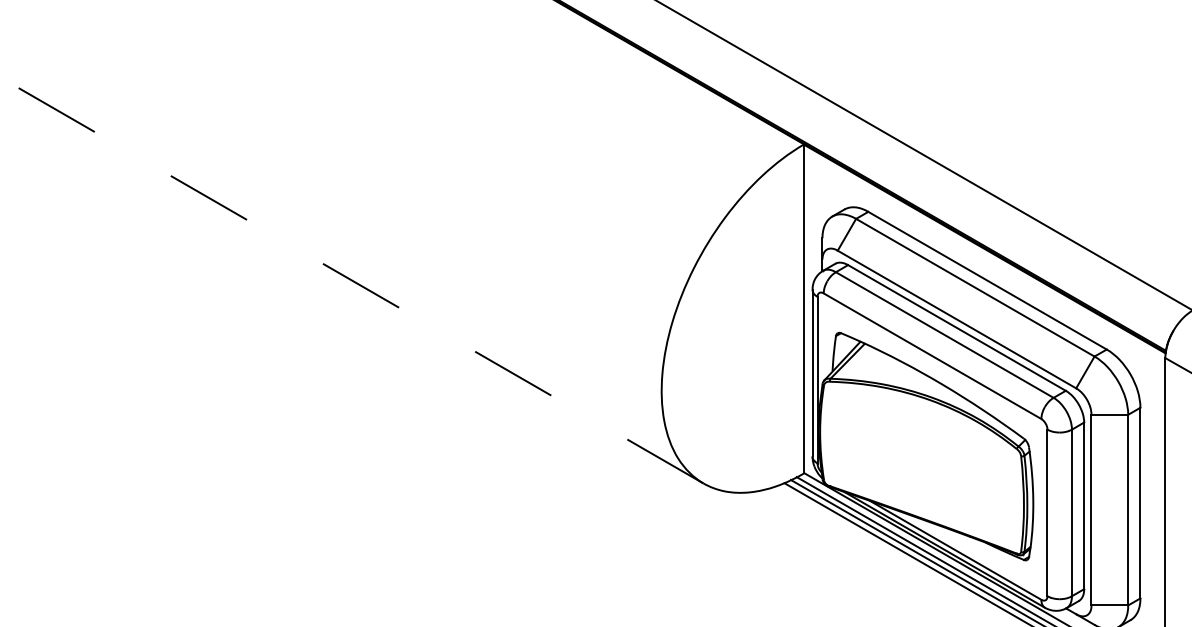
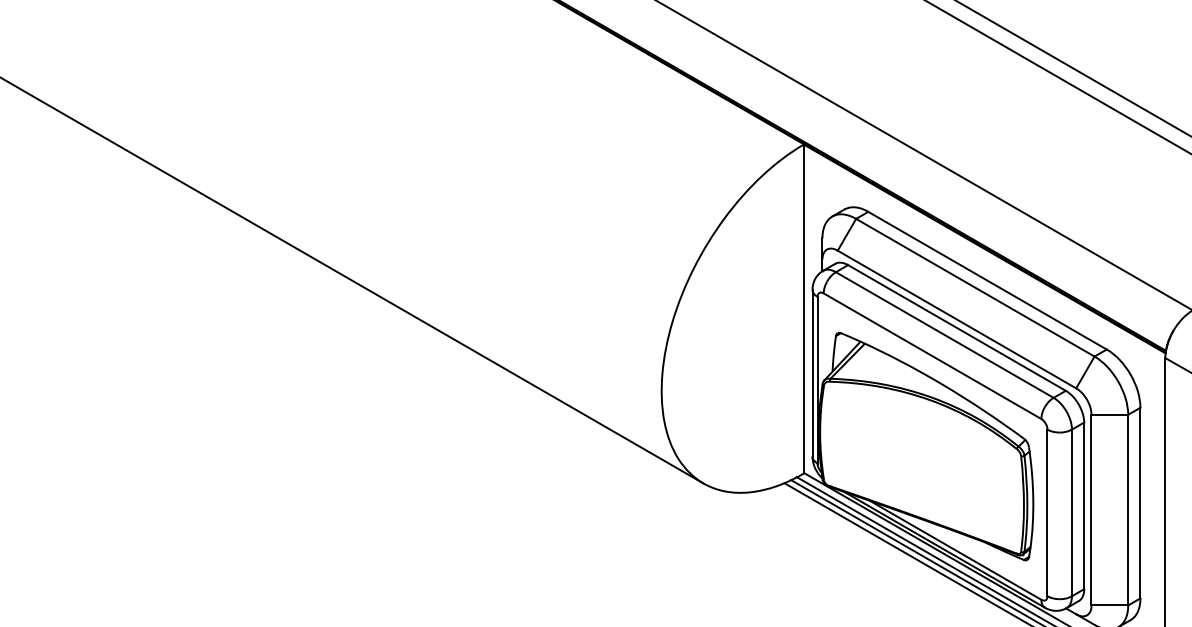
line: none -> present (1073, 68)
line: none -> present (1058, 77)
line: dashed -> solid (351, 280)
